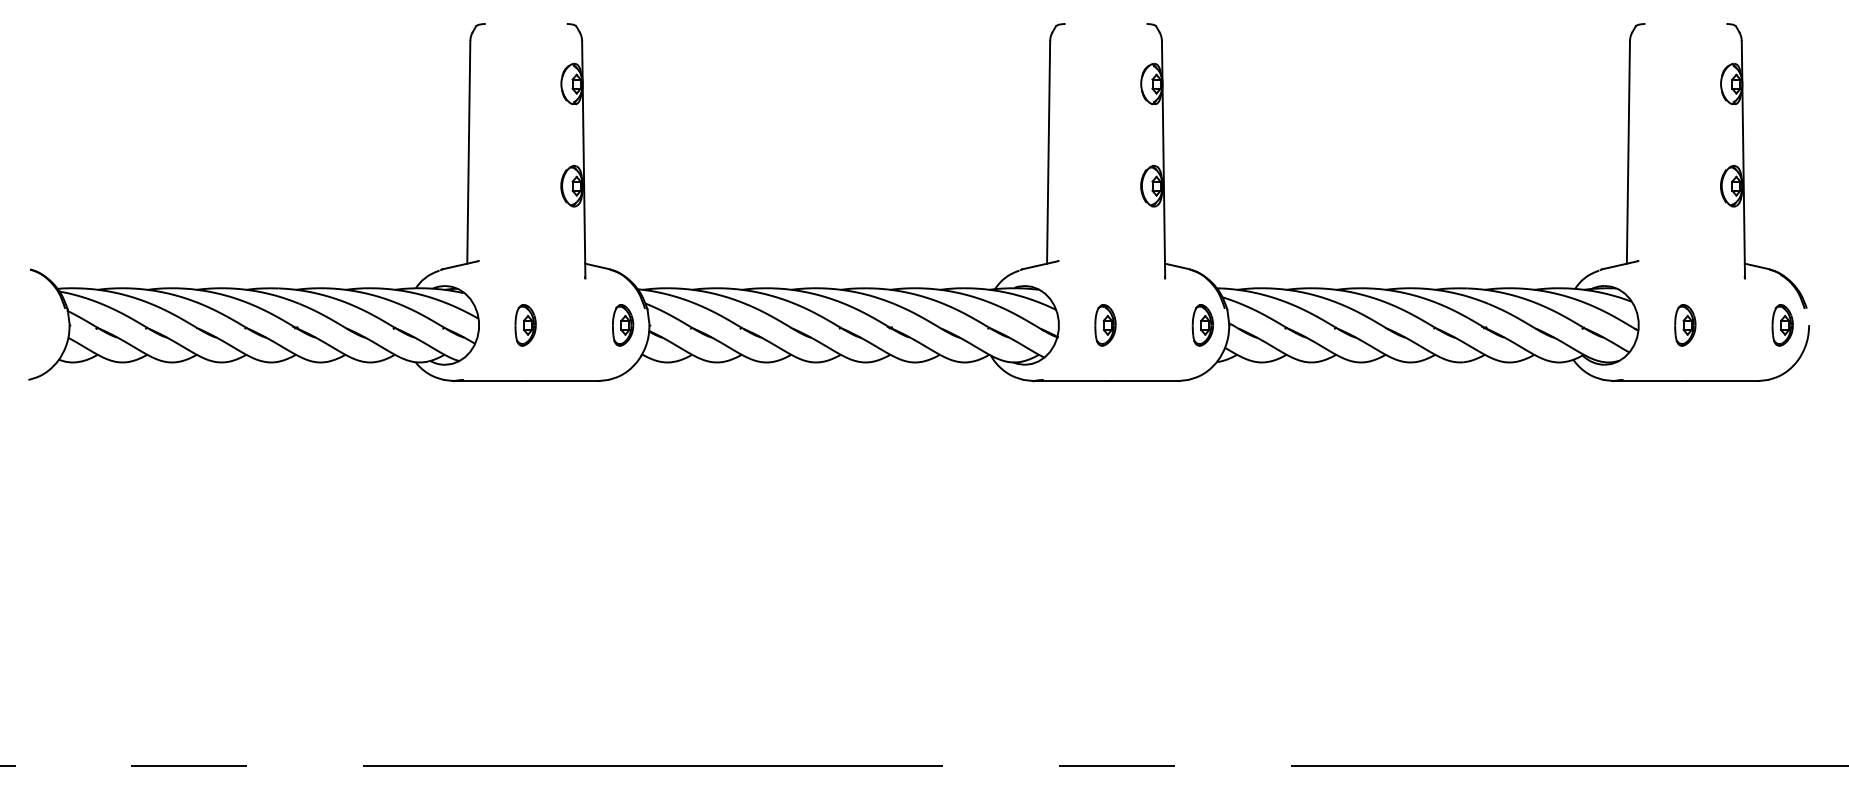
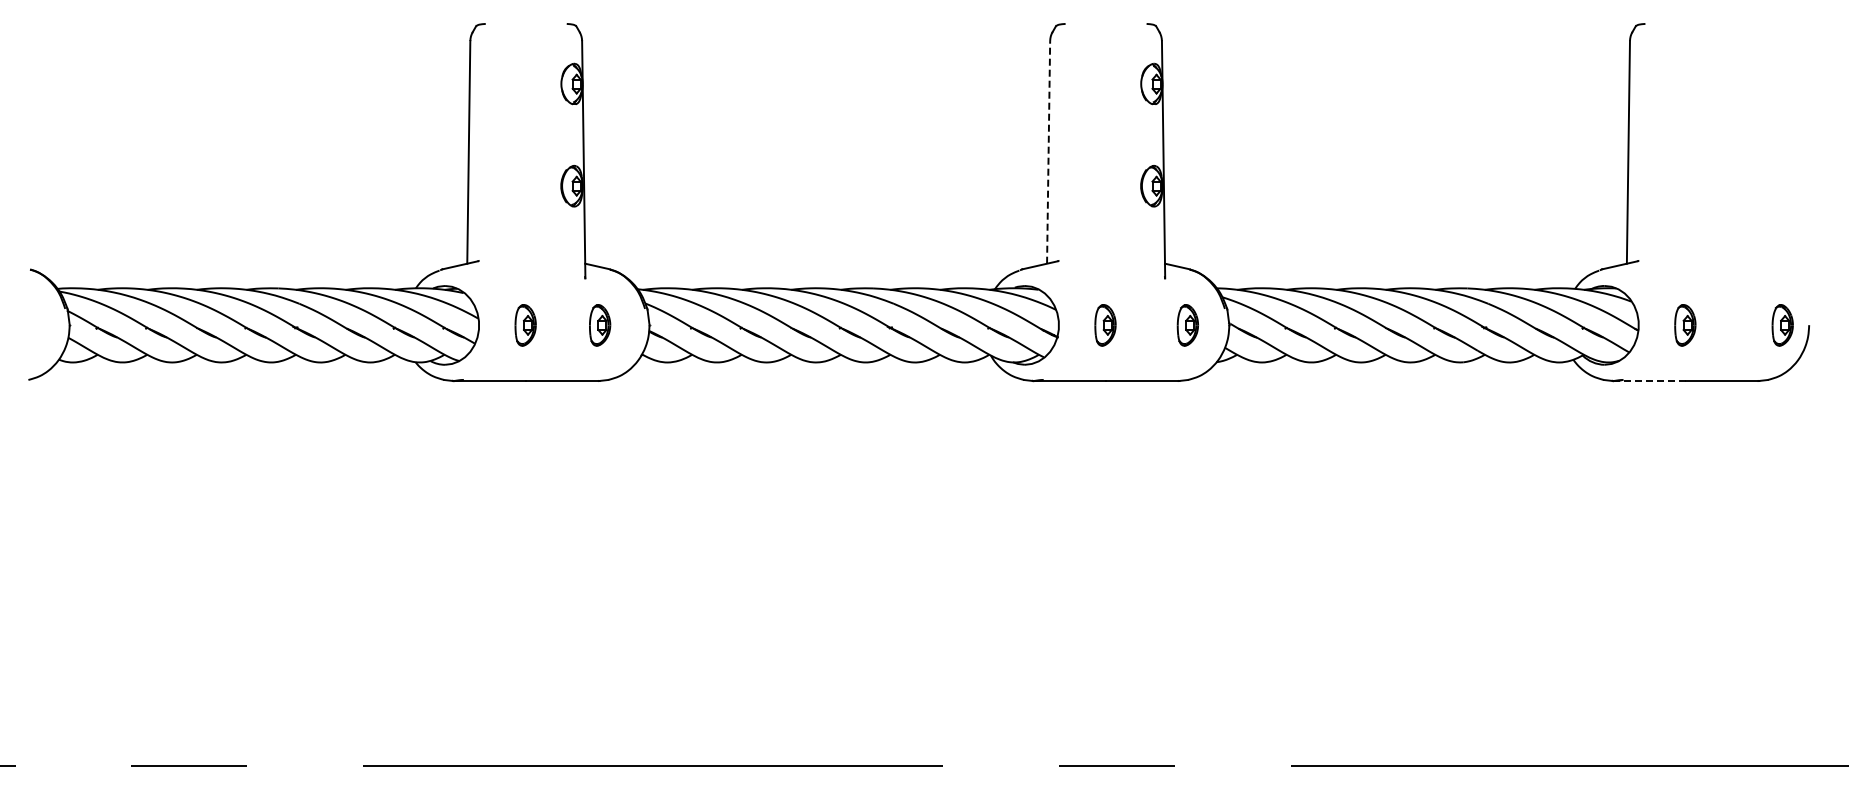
line: solid -> dashed (1048, 151)
part: present -> none (1744, 165)
part position: (623, 325) -> (600, 325) (600, 325)
part position: (1202, 325) -> (1187, 325) (1187, 325)
line: solid -> dashed (1650, 381)
